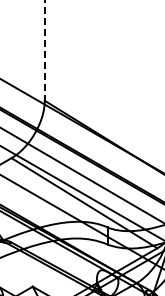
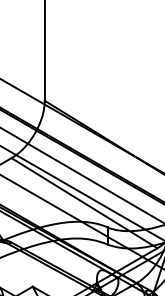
line: dashed -> solid (44, 50)
